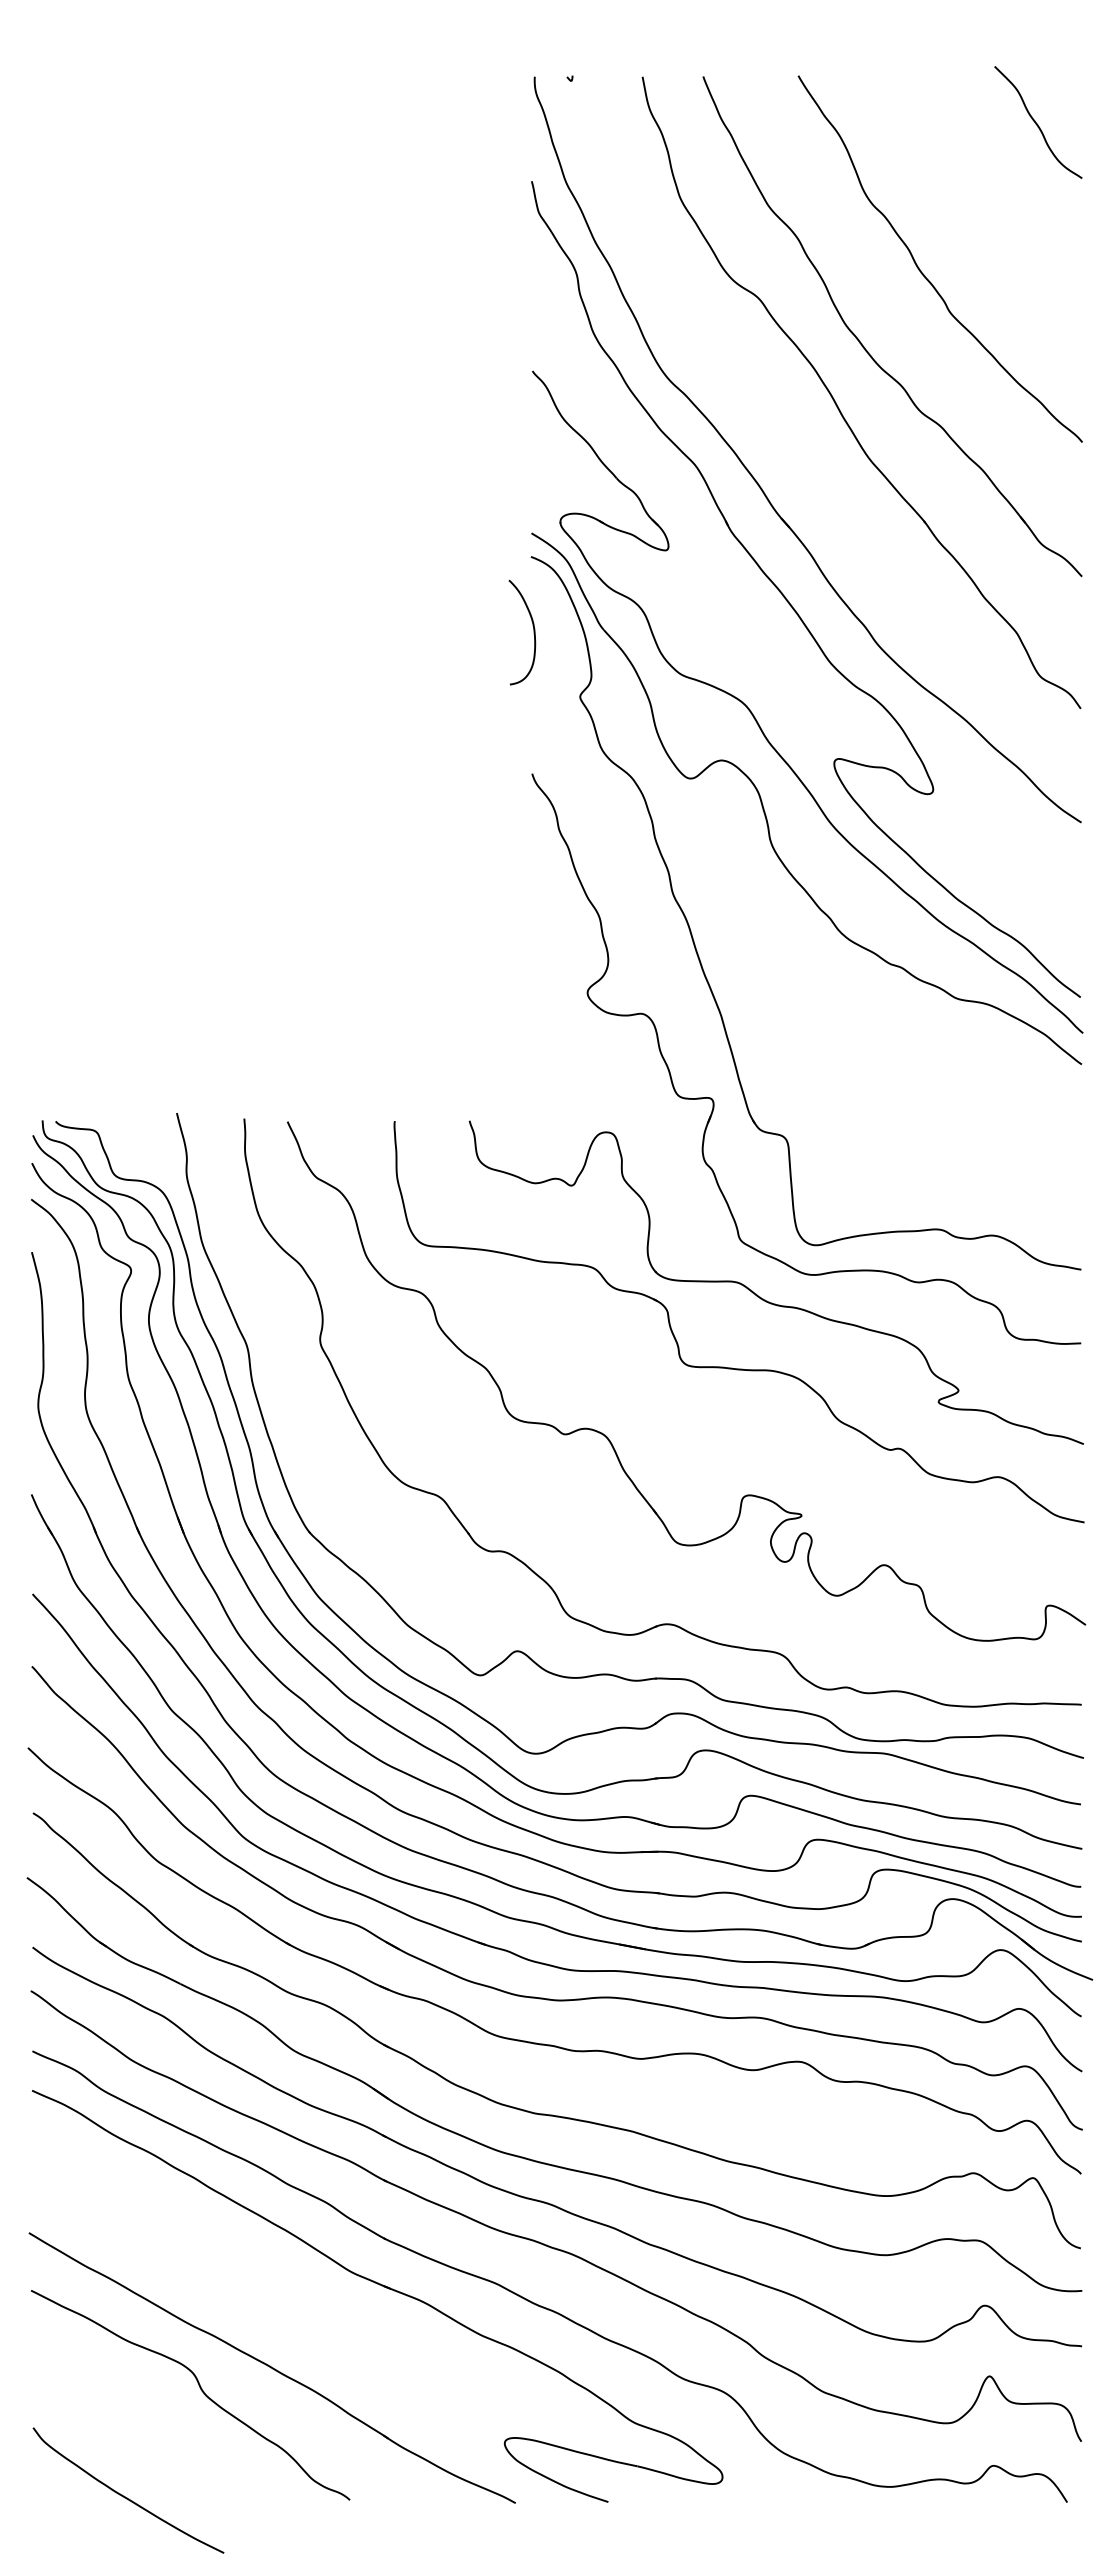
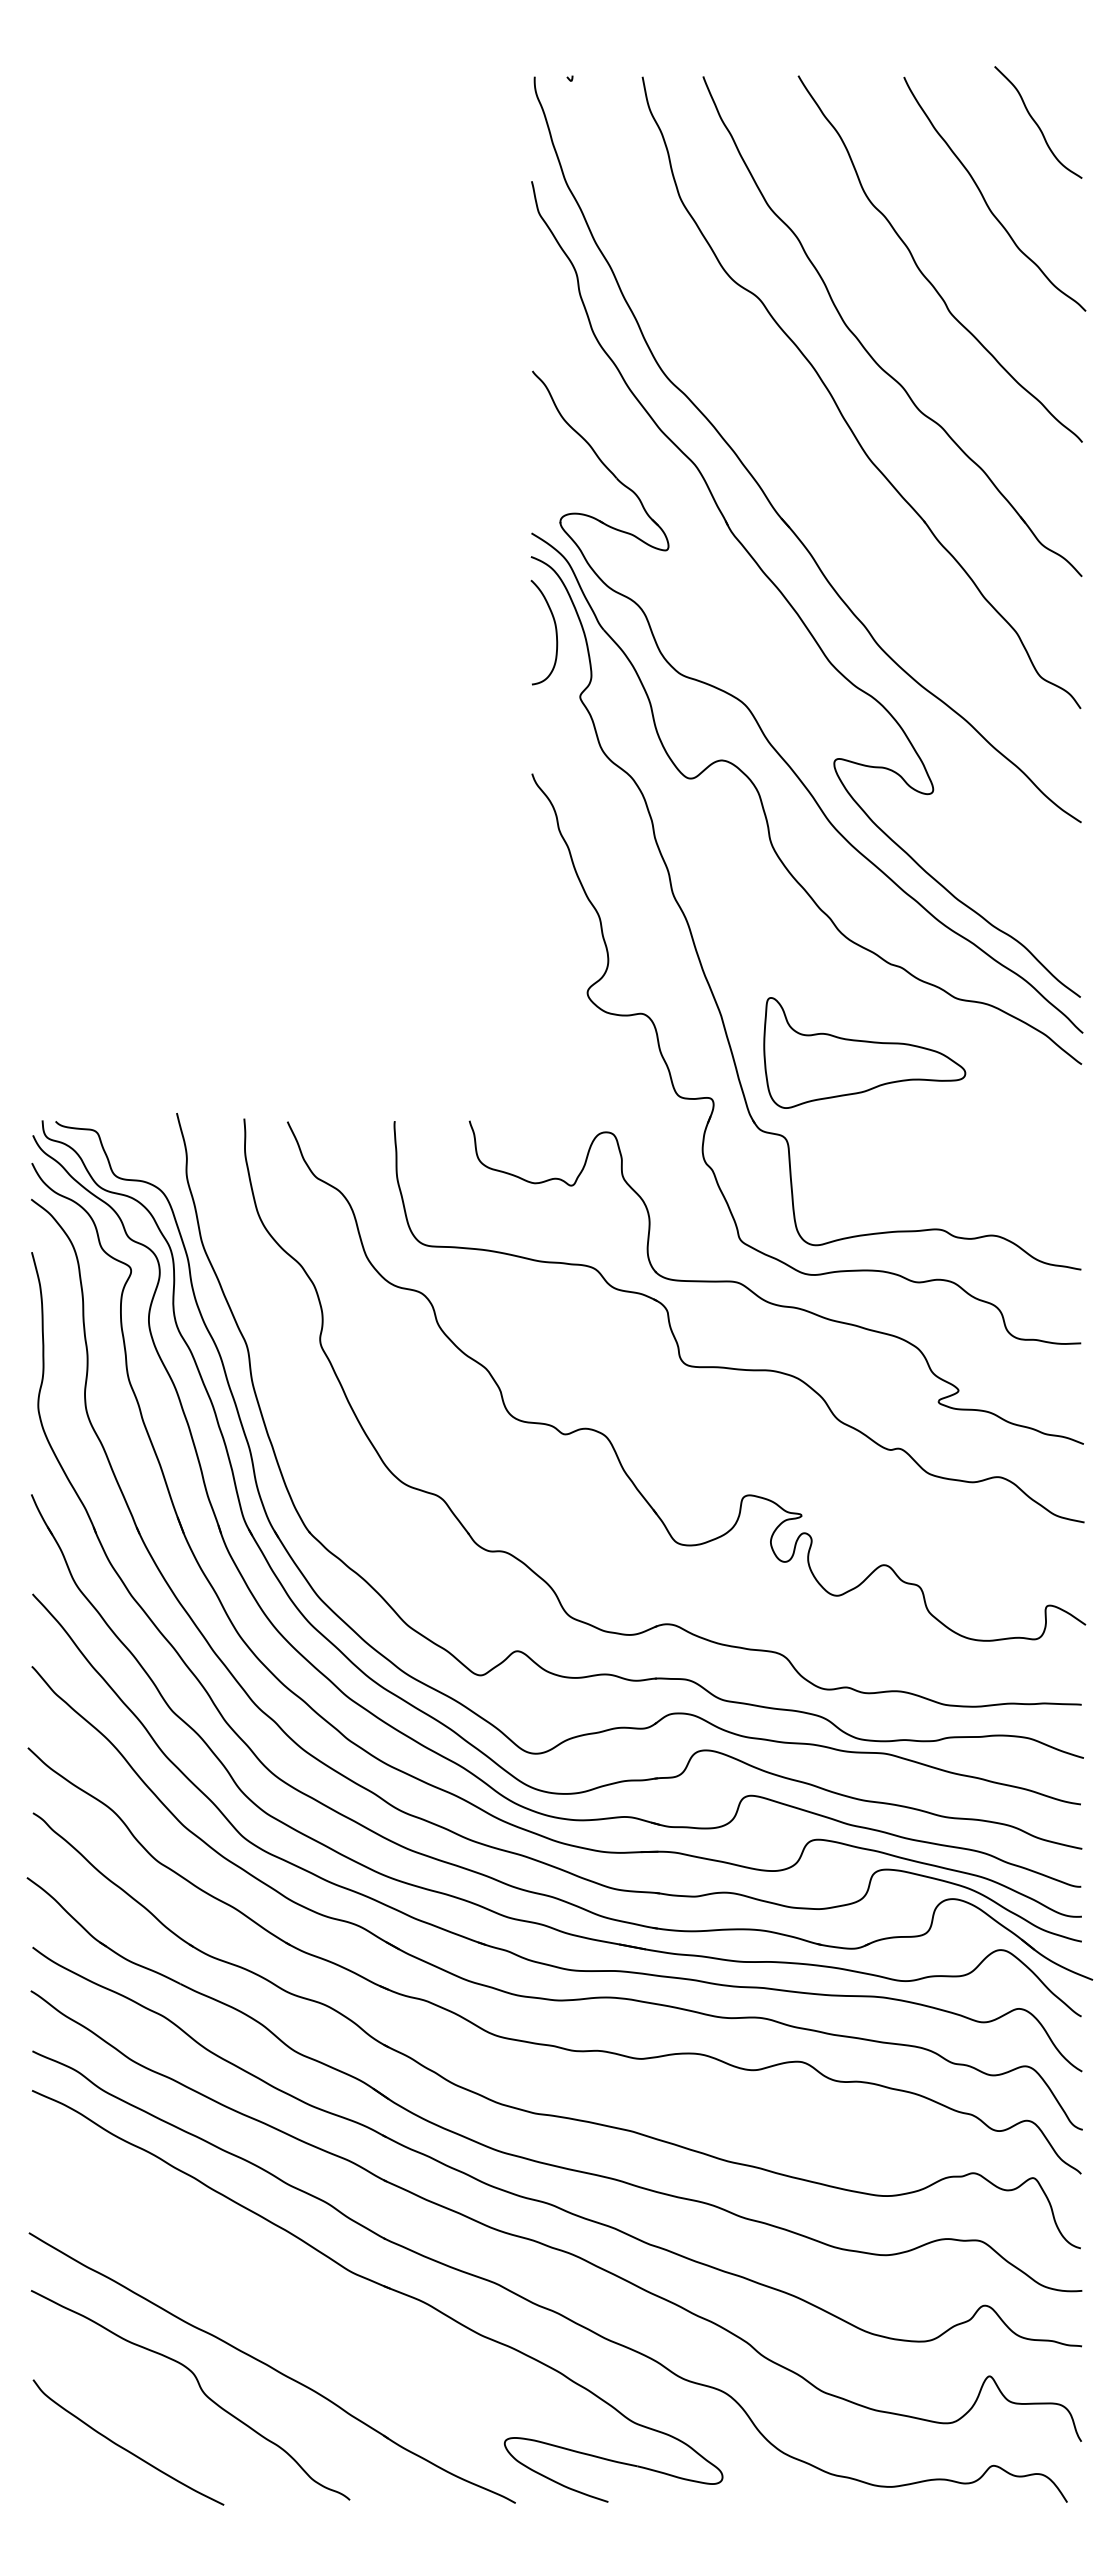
curve: none -> present (984, 197)
curve position: (533, 632) -> (555, 632) (555, 632)
part: none -> present (864, 1052)
curve position: (125, 2496) -> (125, 2448) (125, 2448)
